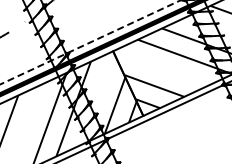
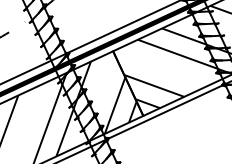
line: dashed -> solid (90, 42)
